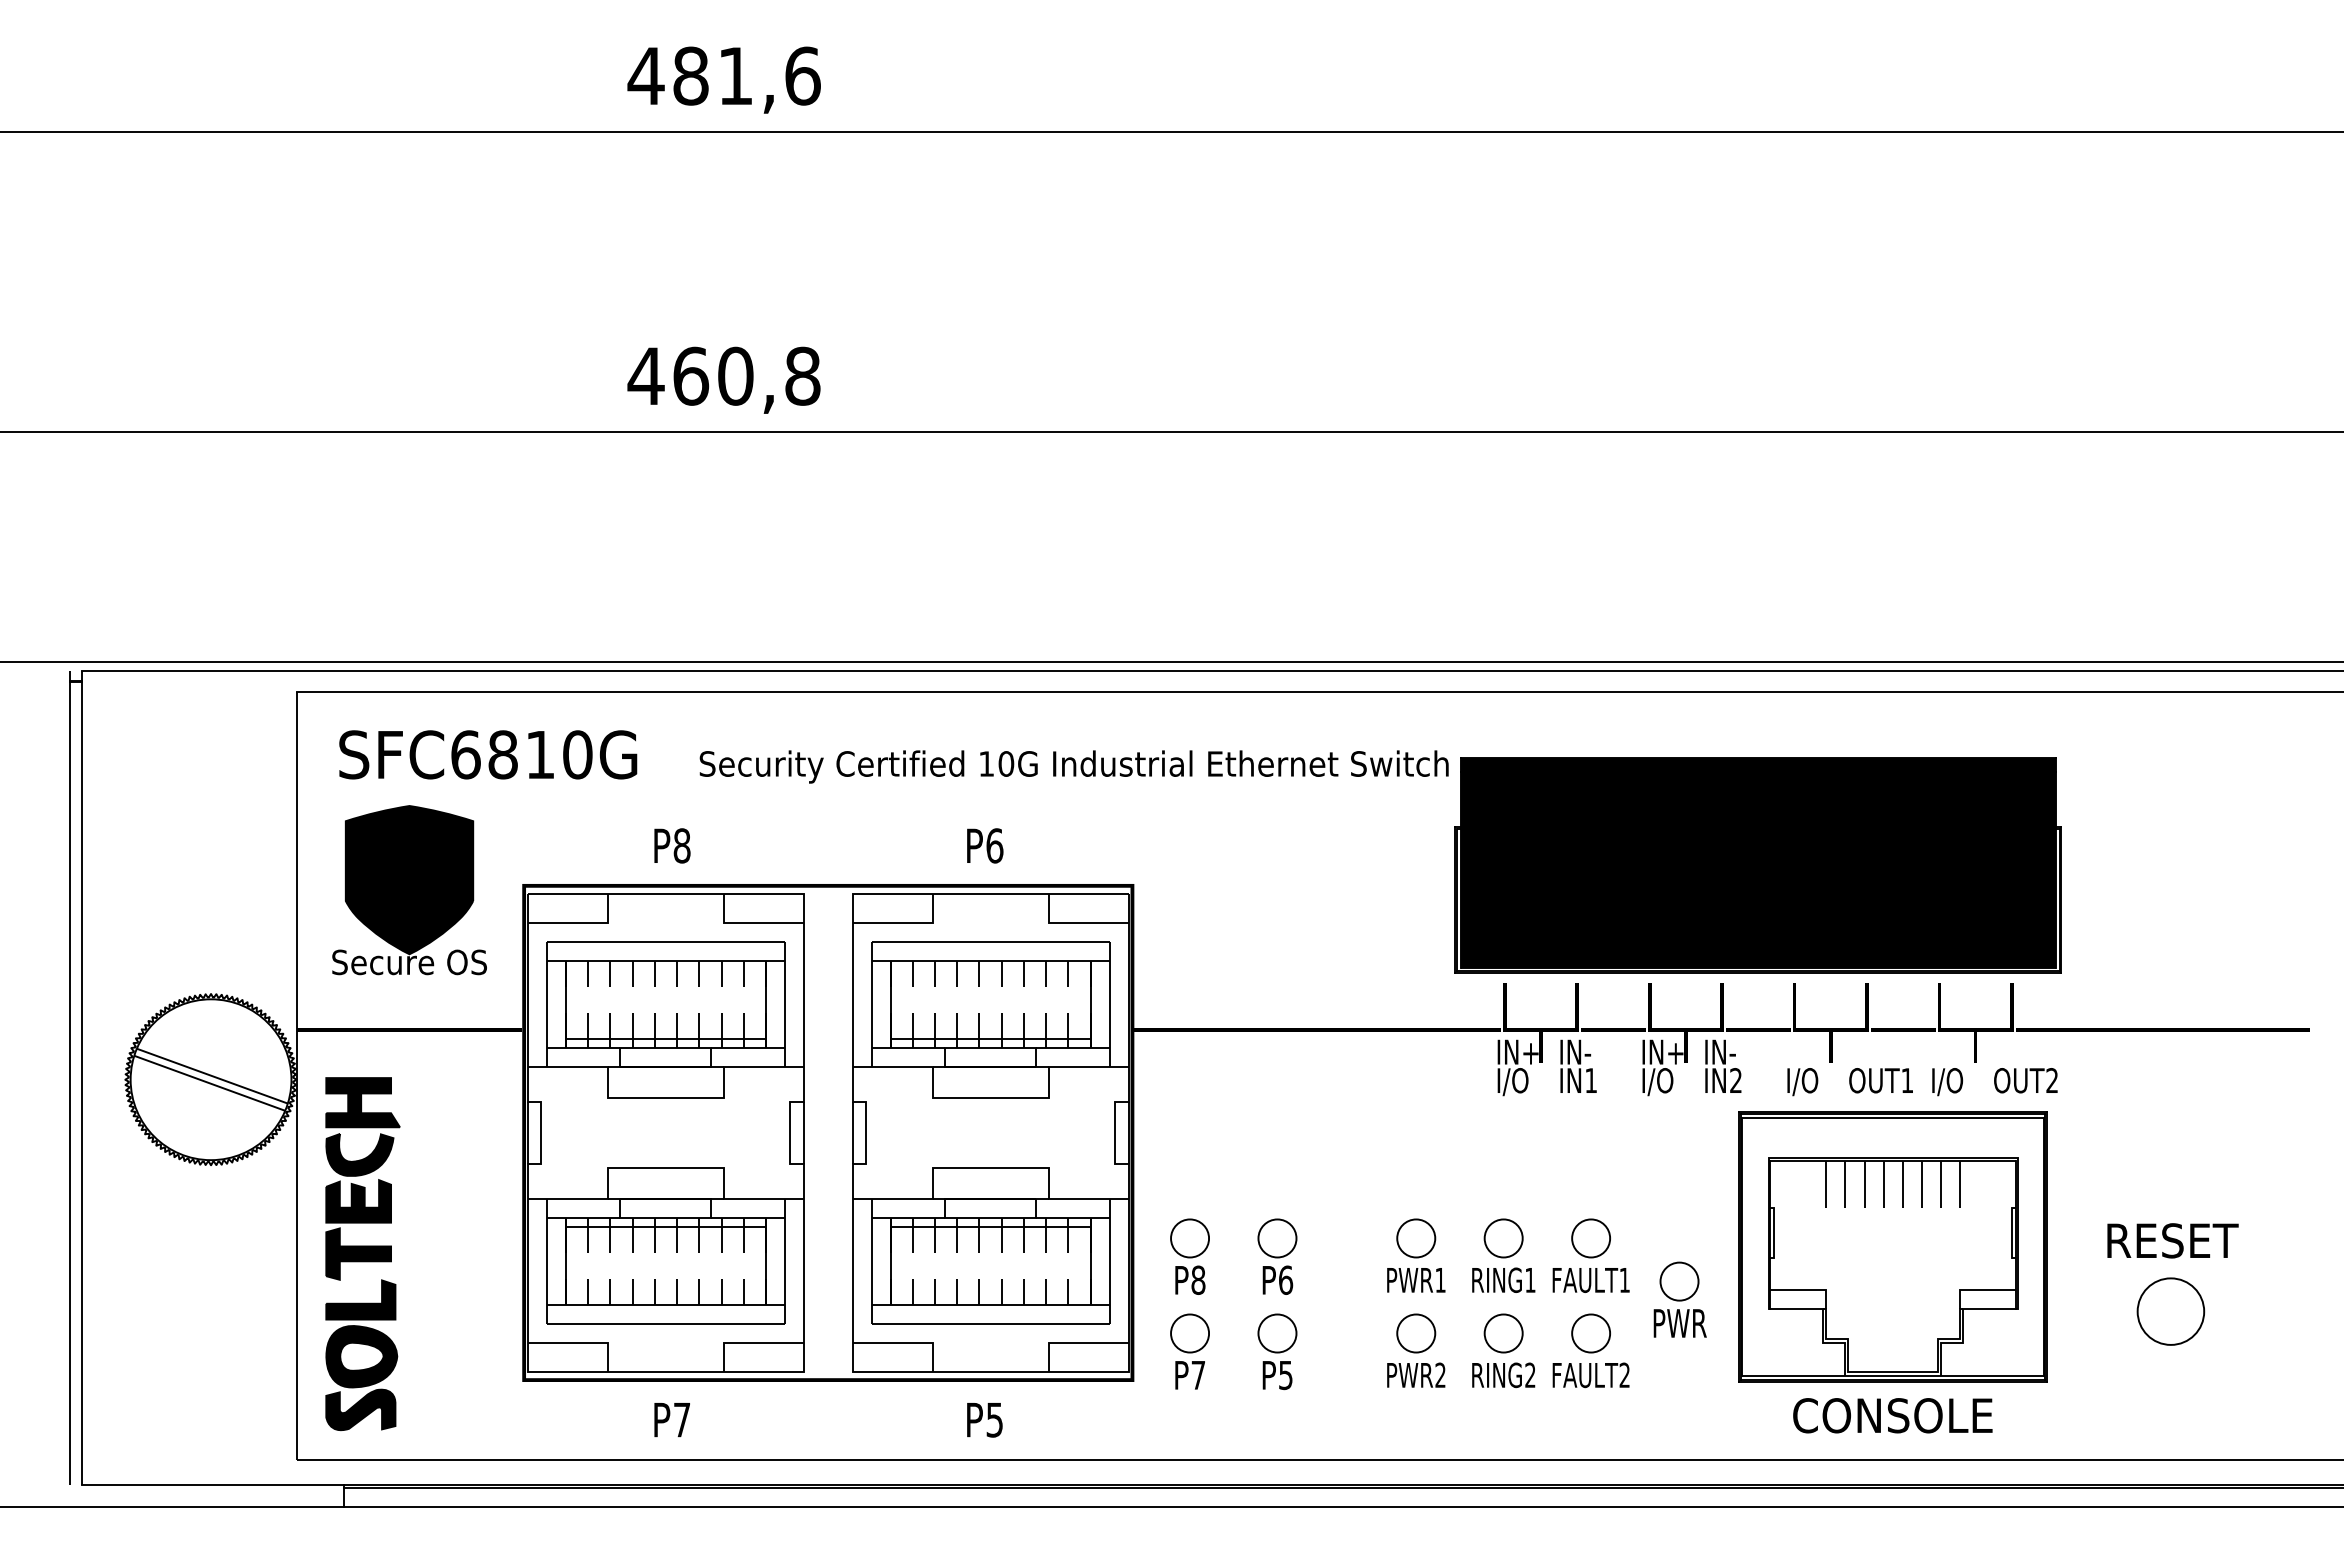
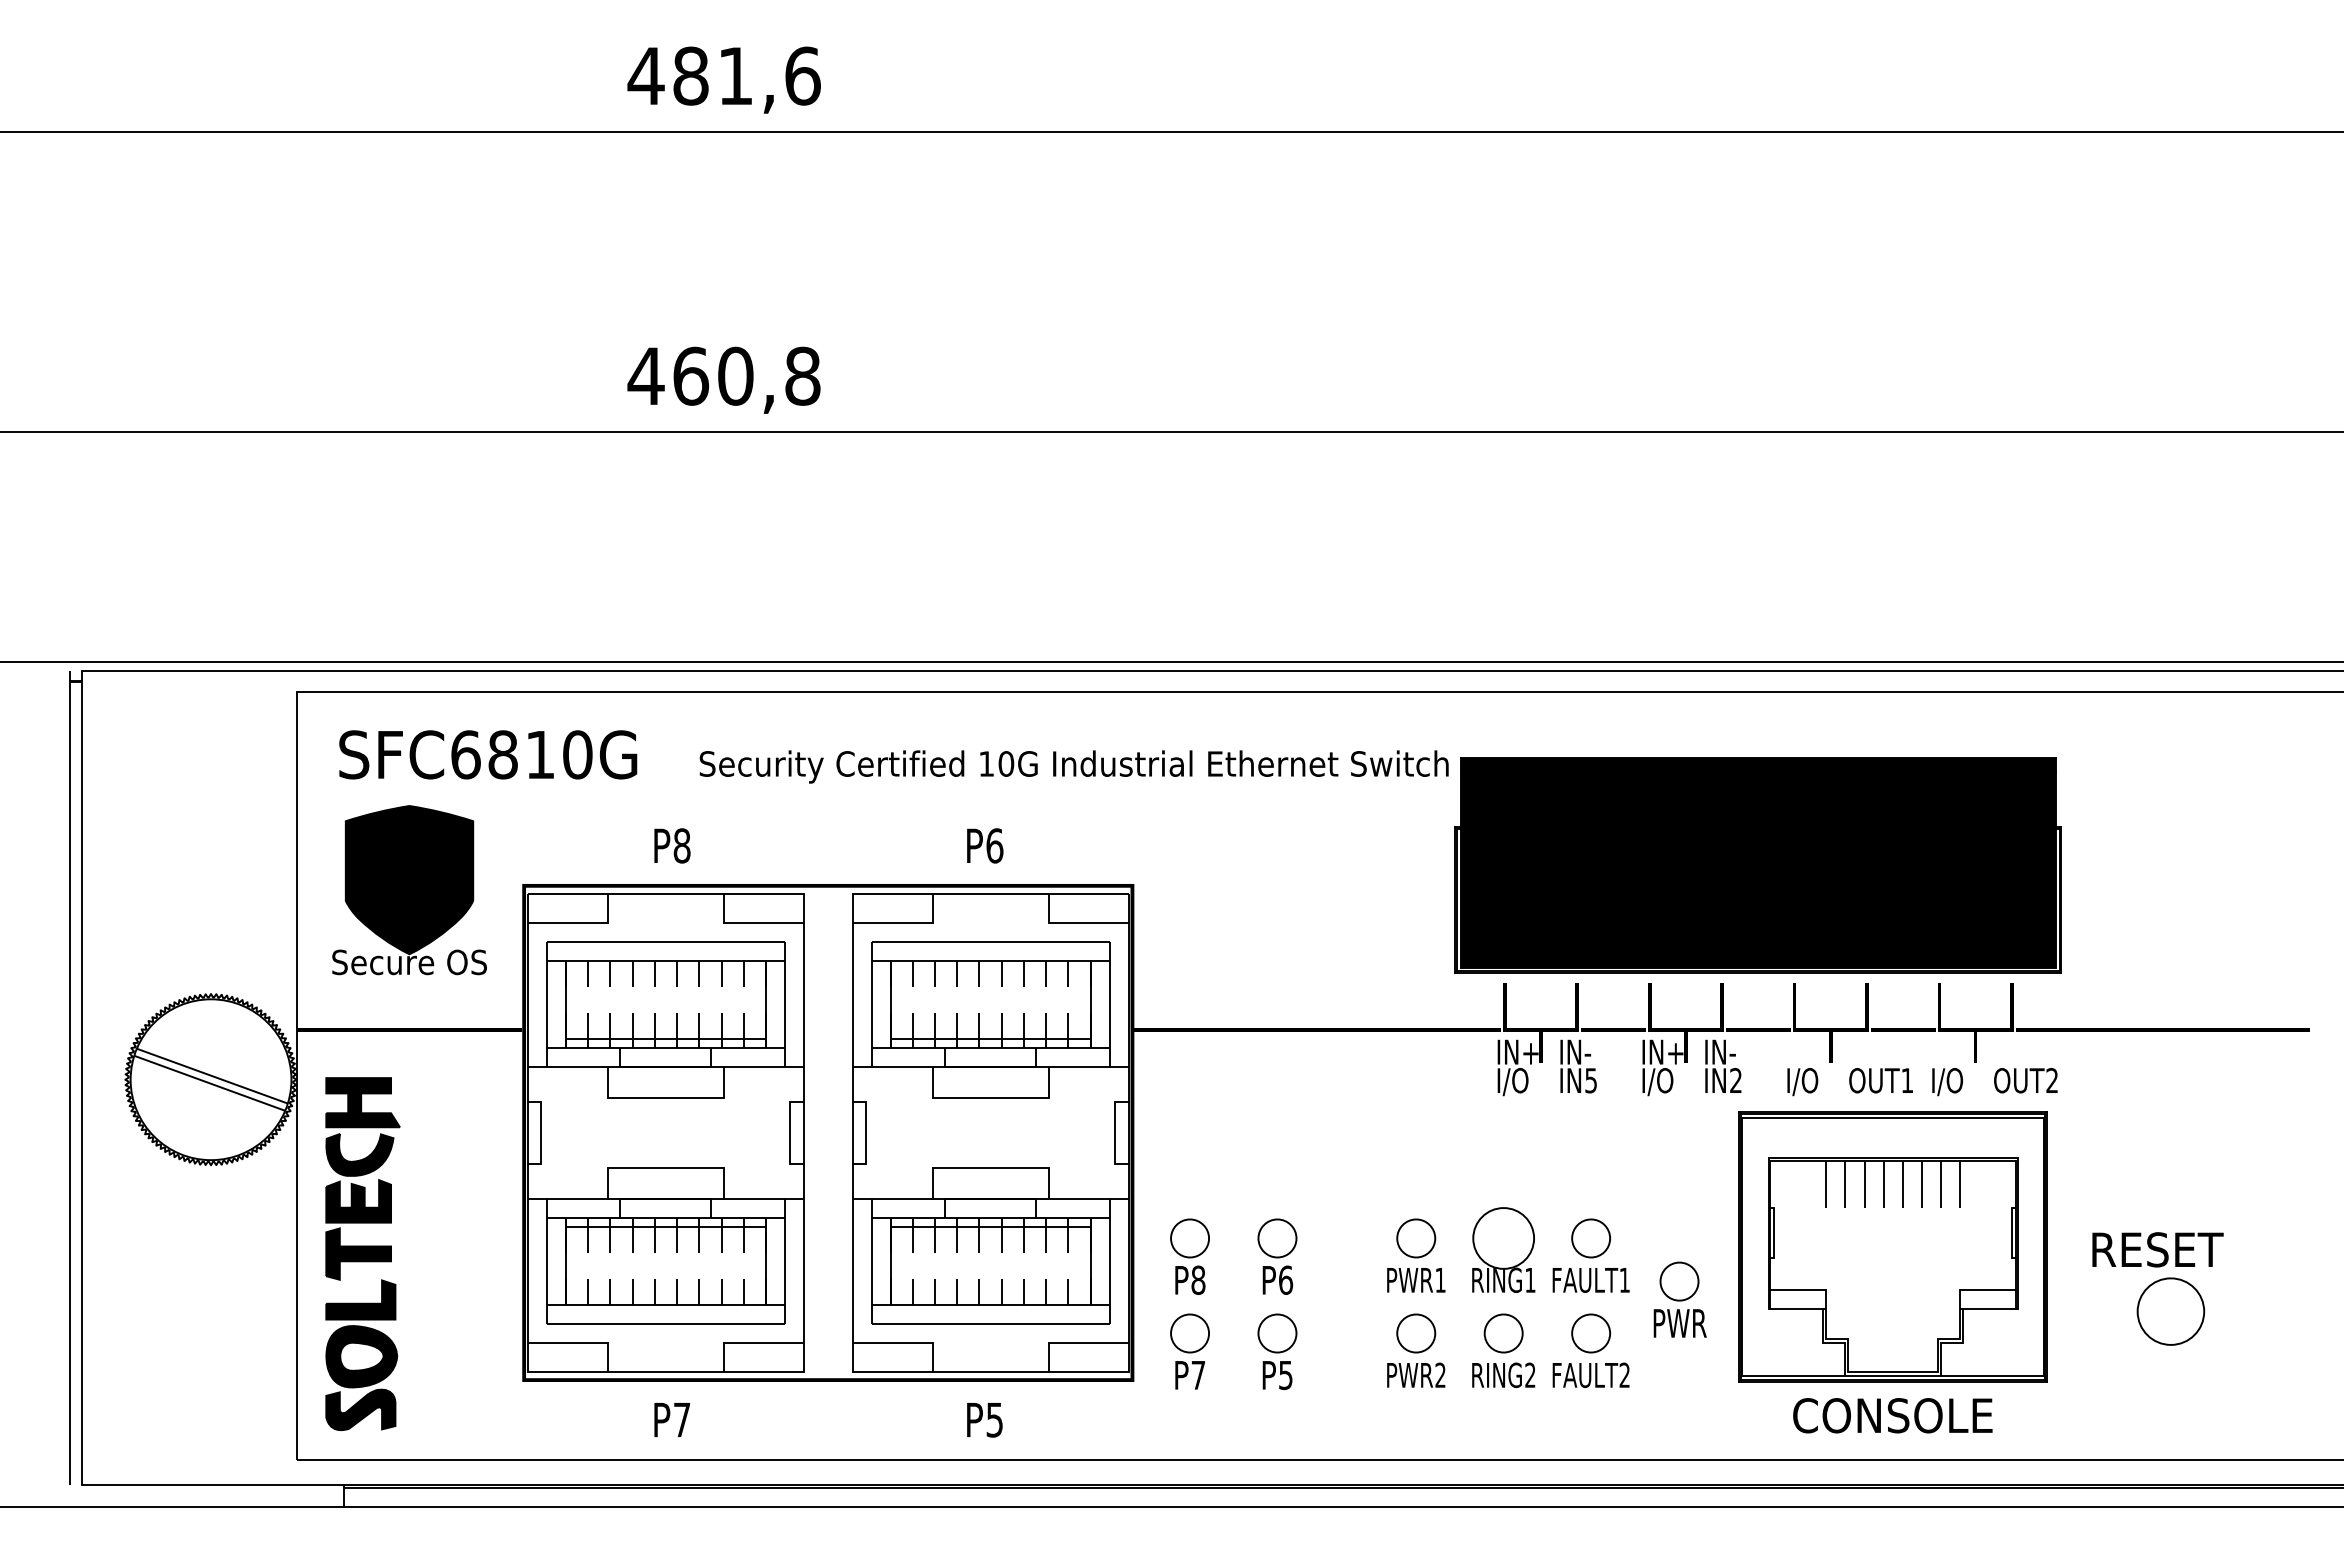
text: IN1 -> IN5 (1590, 1080)
circle diameter: 38 px -> 61 px (1503, 1238)
text position: (2172, 1240) -> (2157, 1249) (2157, 1249)
